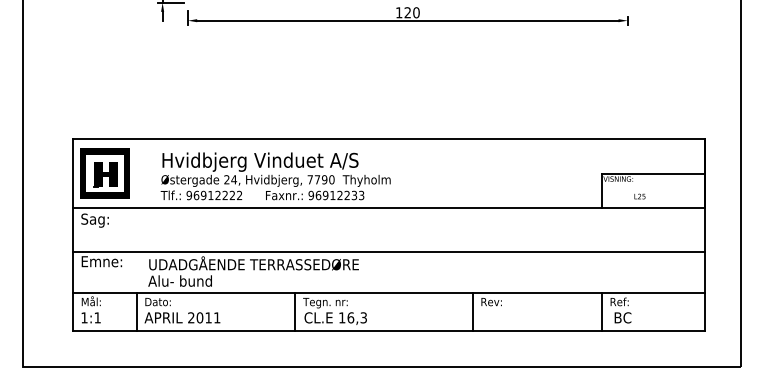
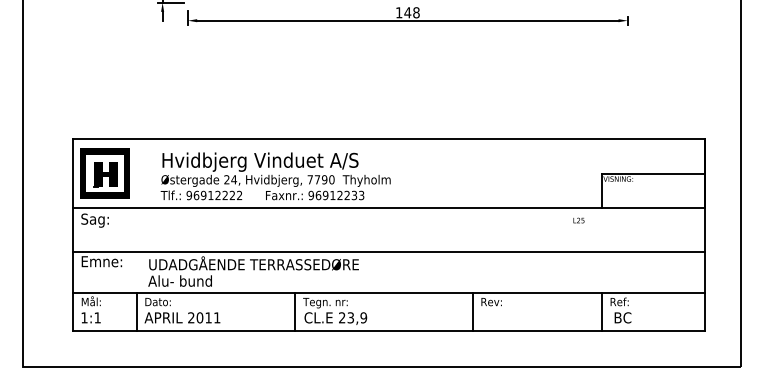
text: 120 -> 148 (411, 12)
text position: (639, 196) -> (578, 220) (578, 220)
text: 16,3 -> 23,9 (353, 317)
